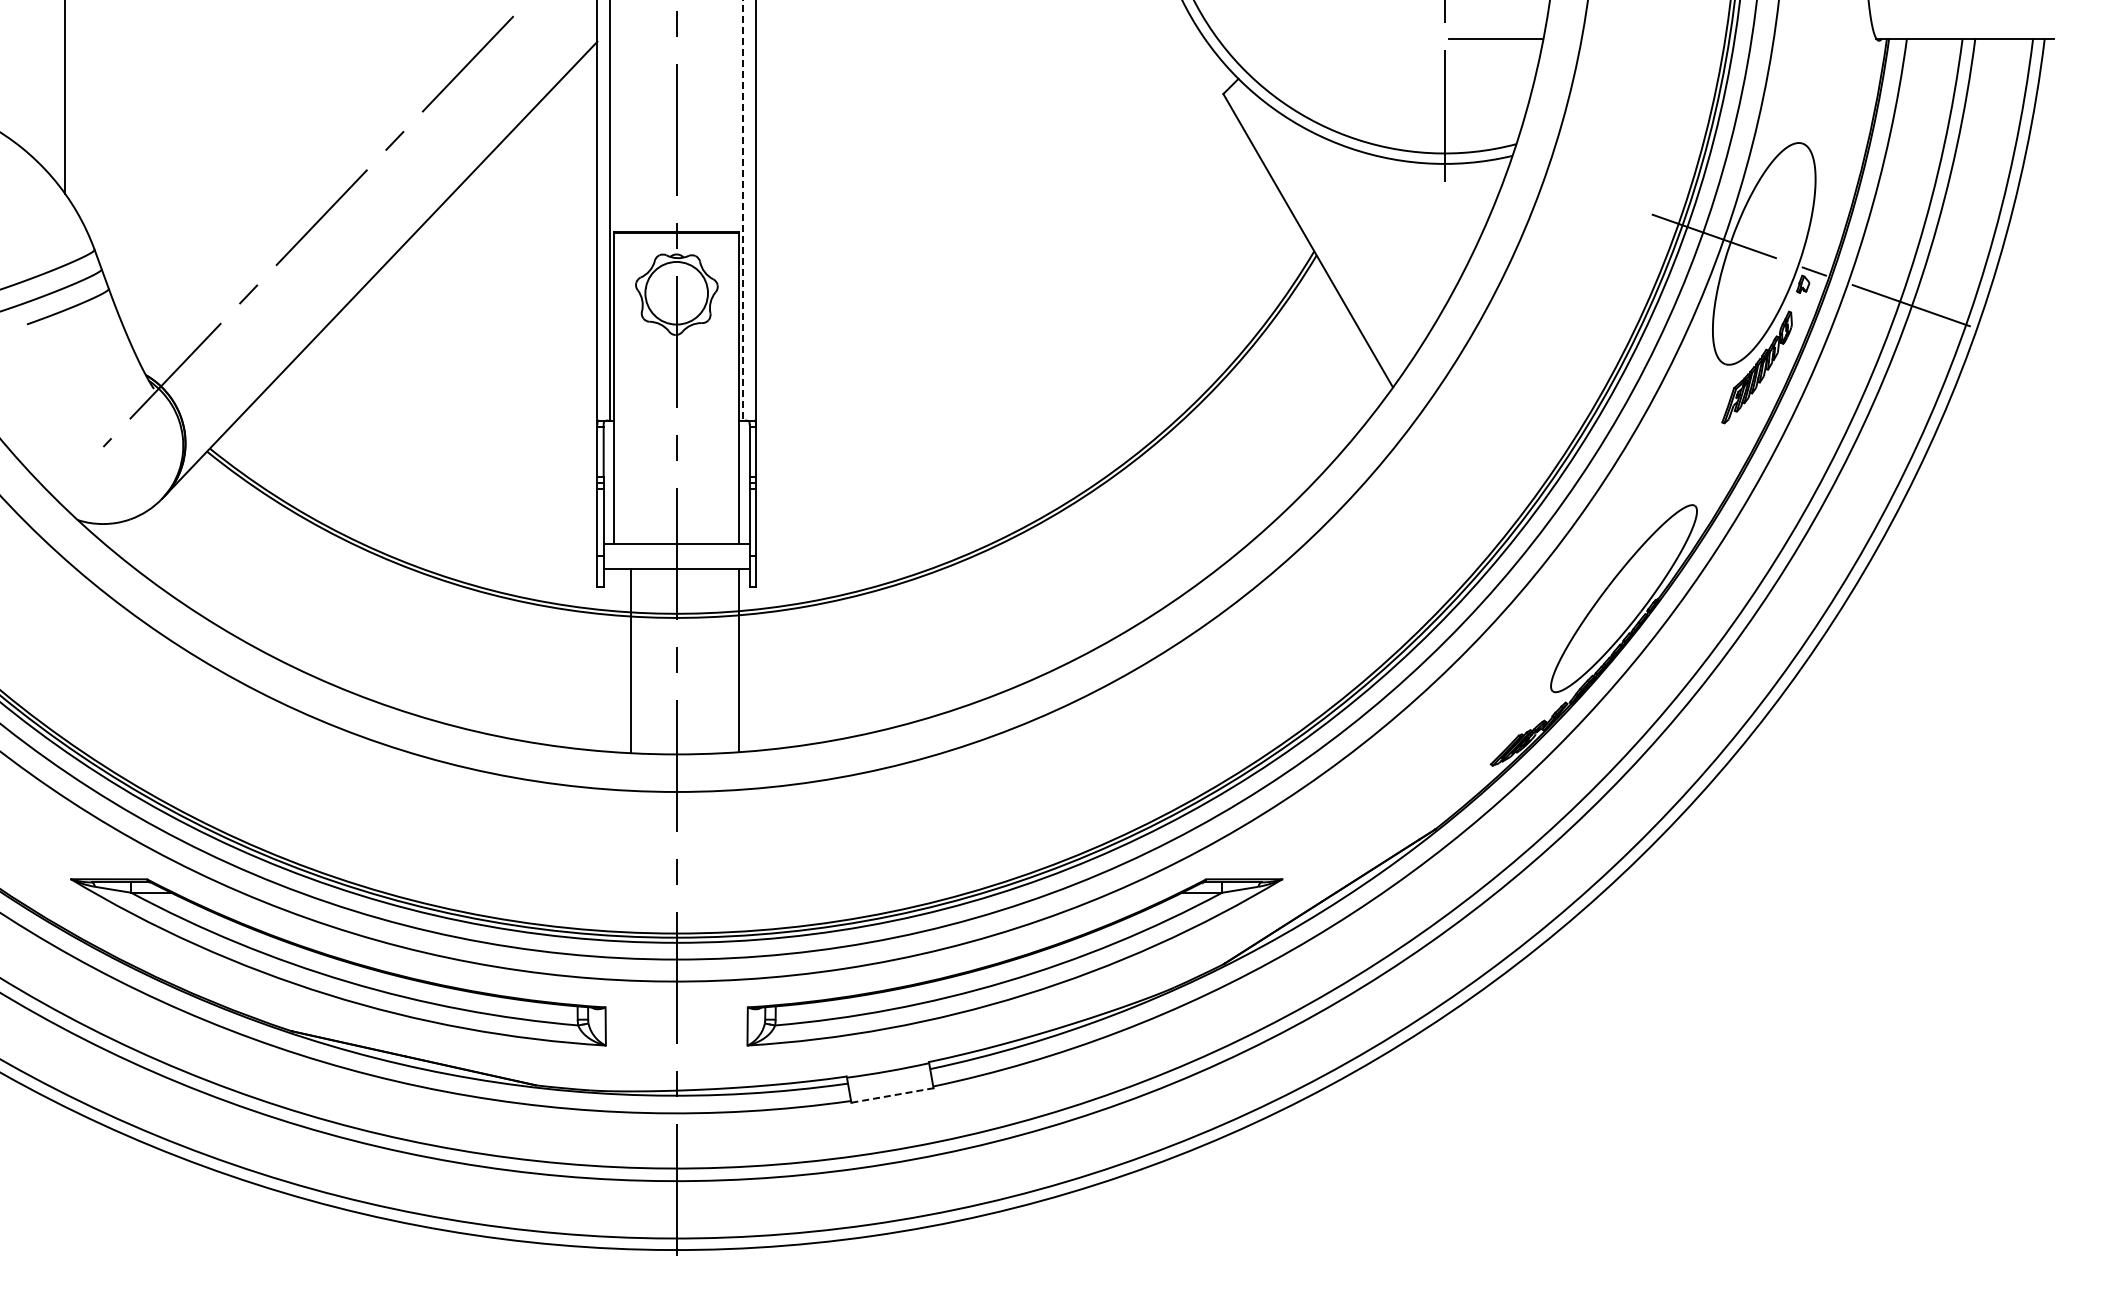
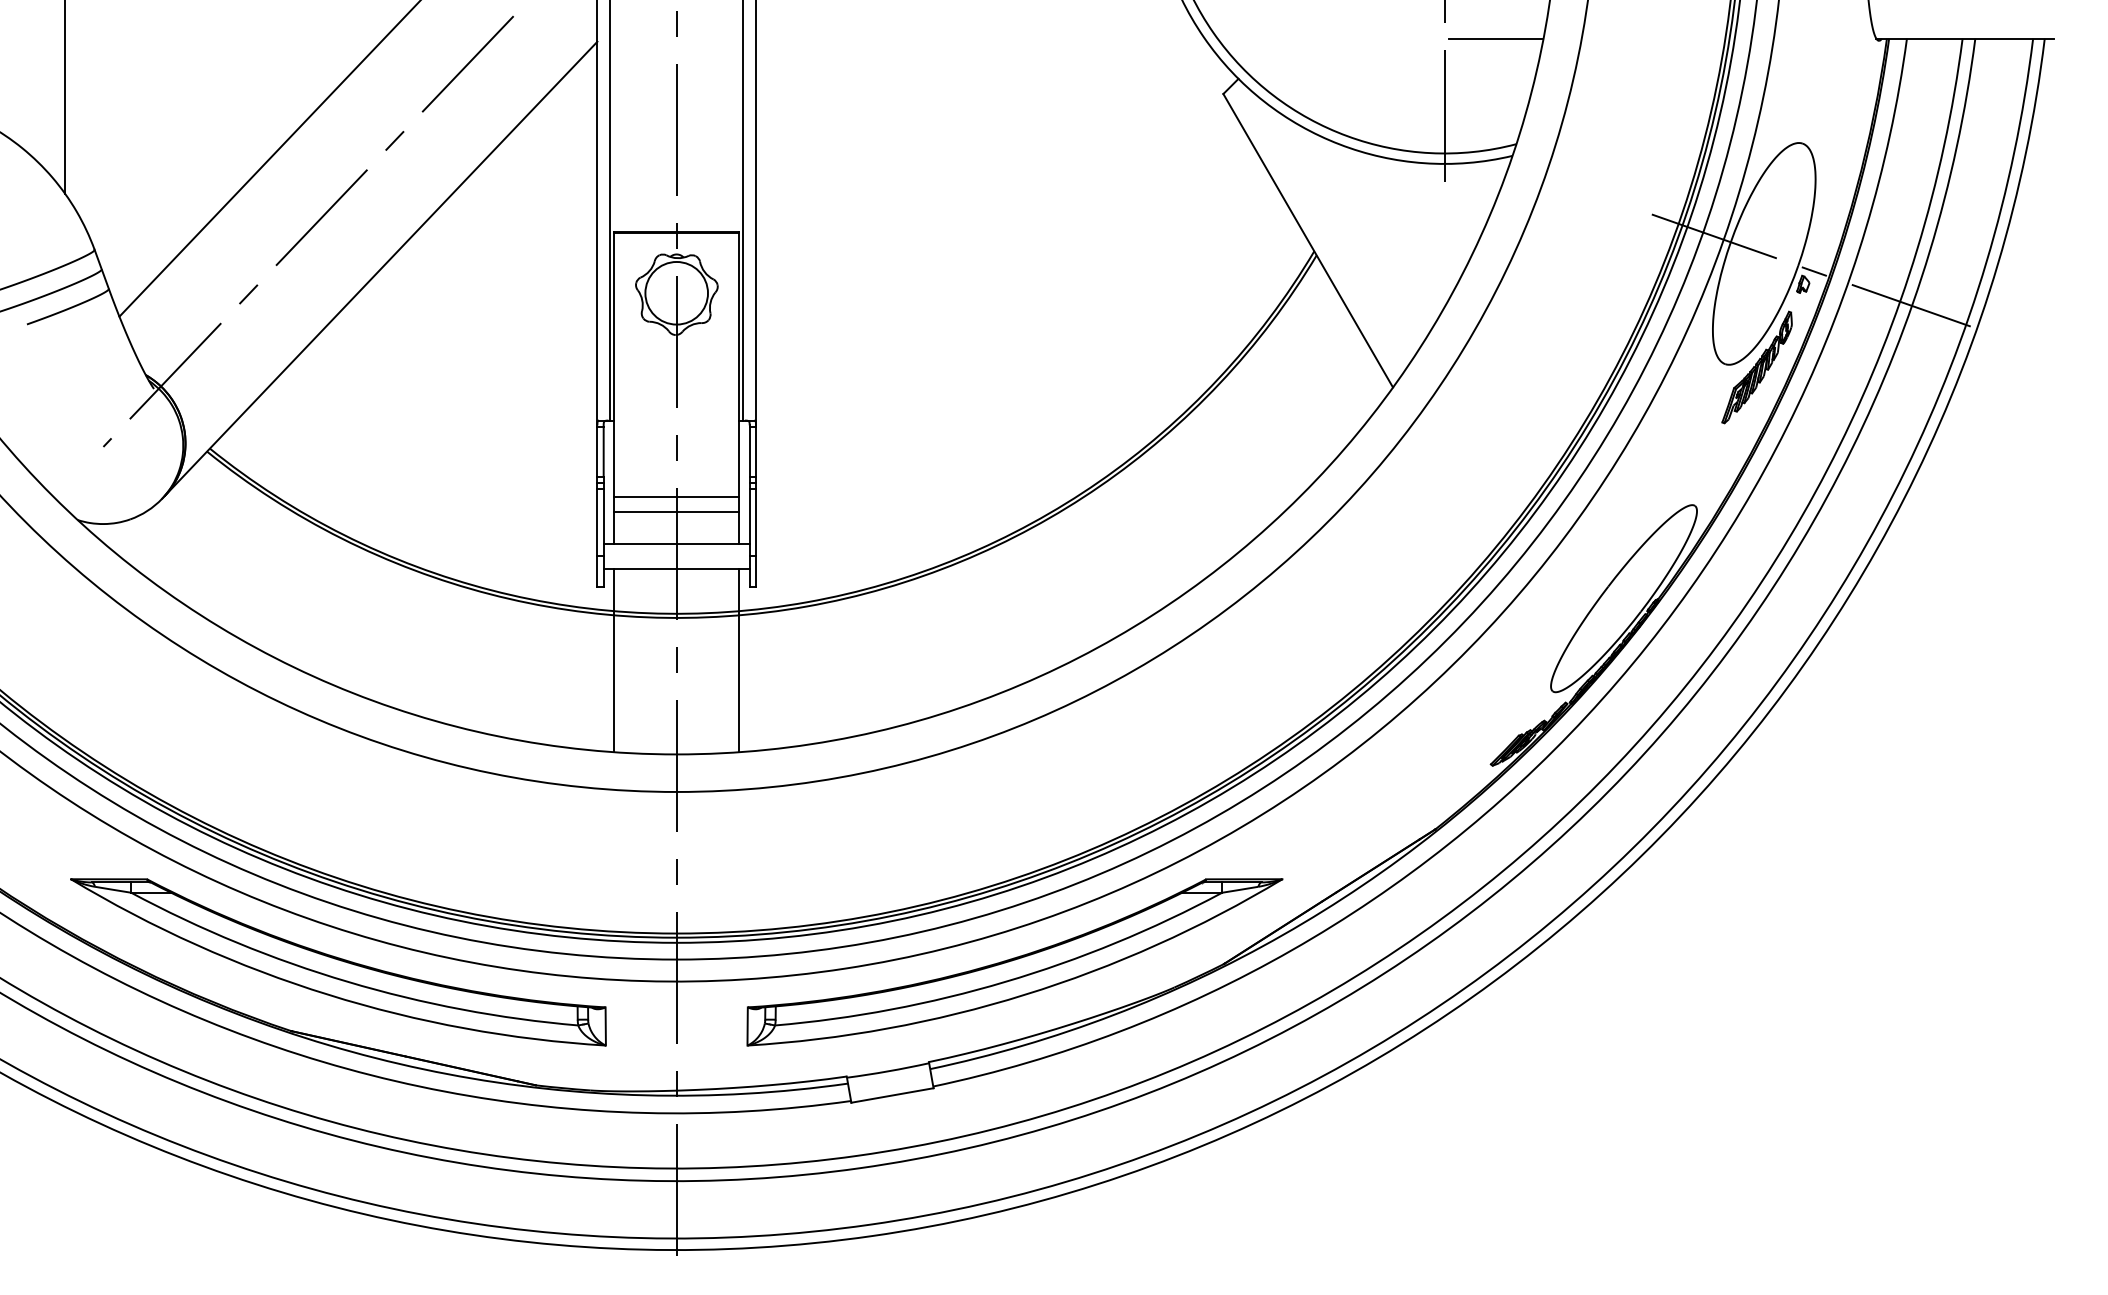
line: none -> present (268, 159)
line: dashed -> solid (743, 210)
line: none -> present (676, 497)
line: none -> present (676, 511)
line position: (631, 660) -> (614, 660) (614, 660)
line: dashed -> solid (892, 1095)
